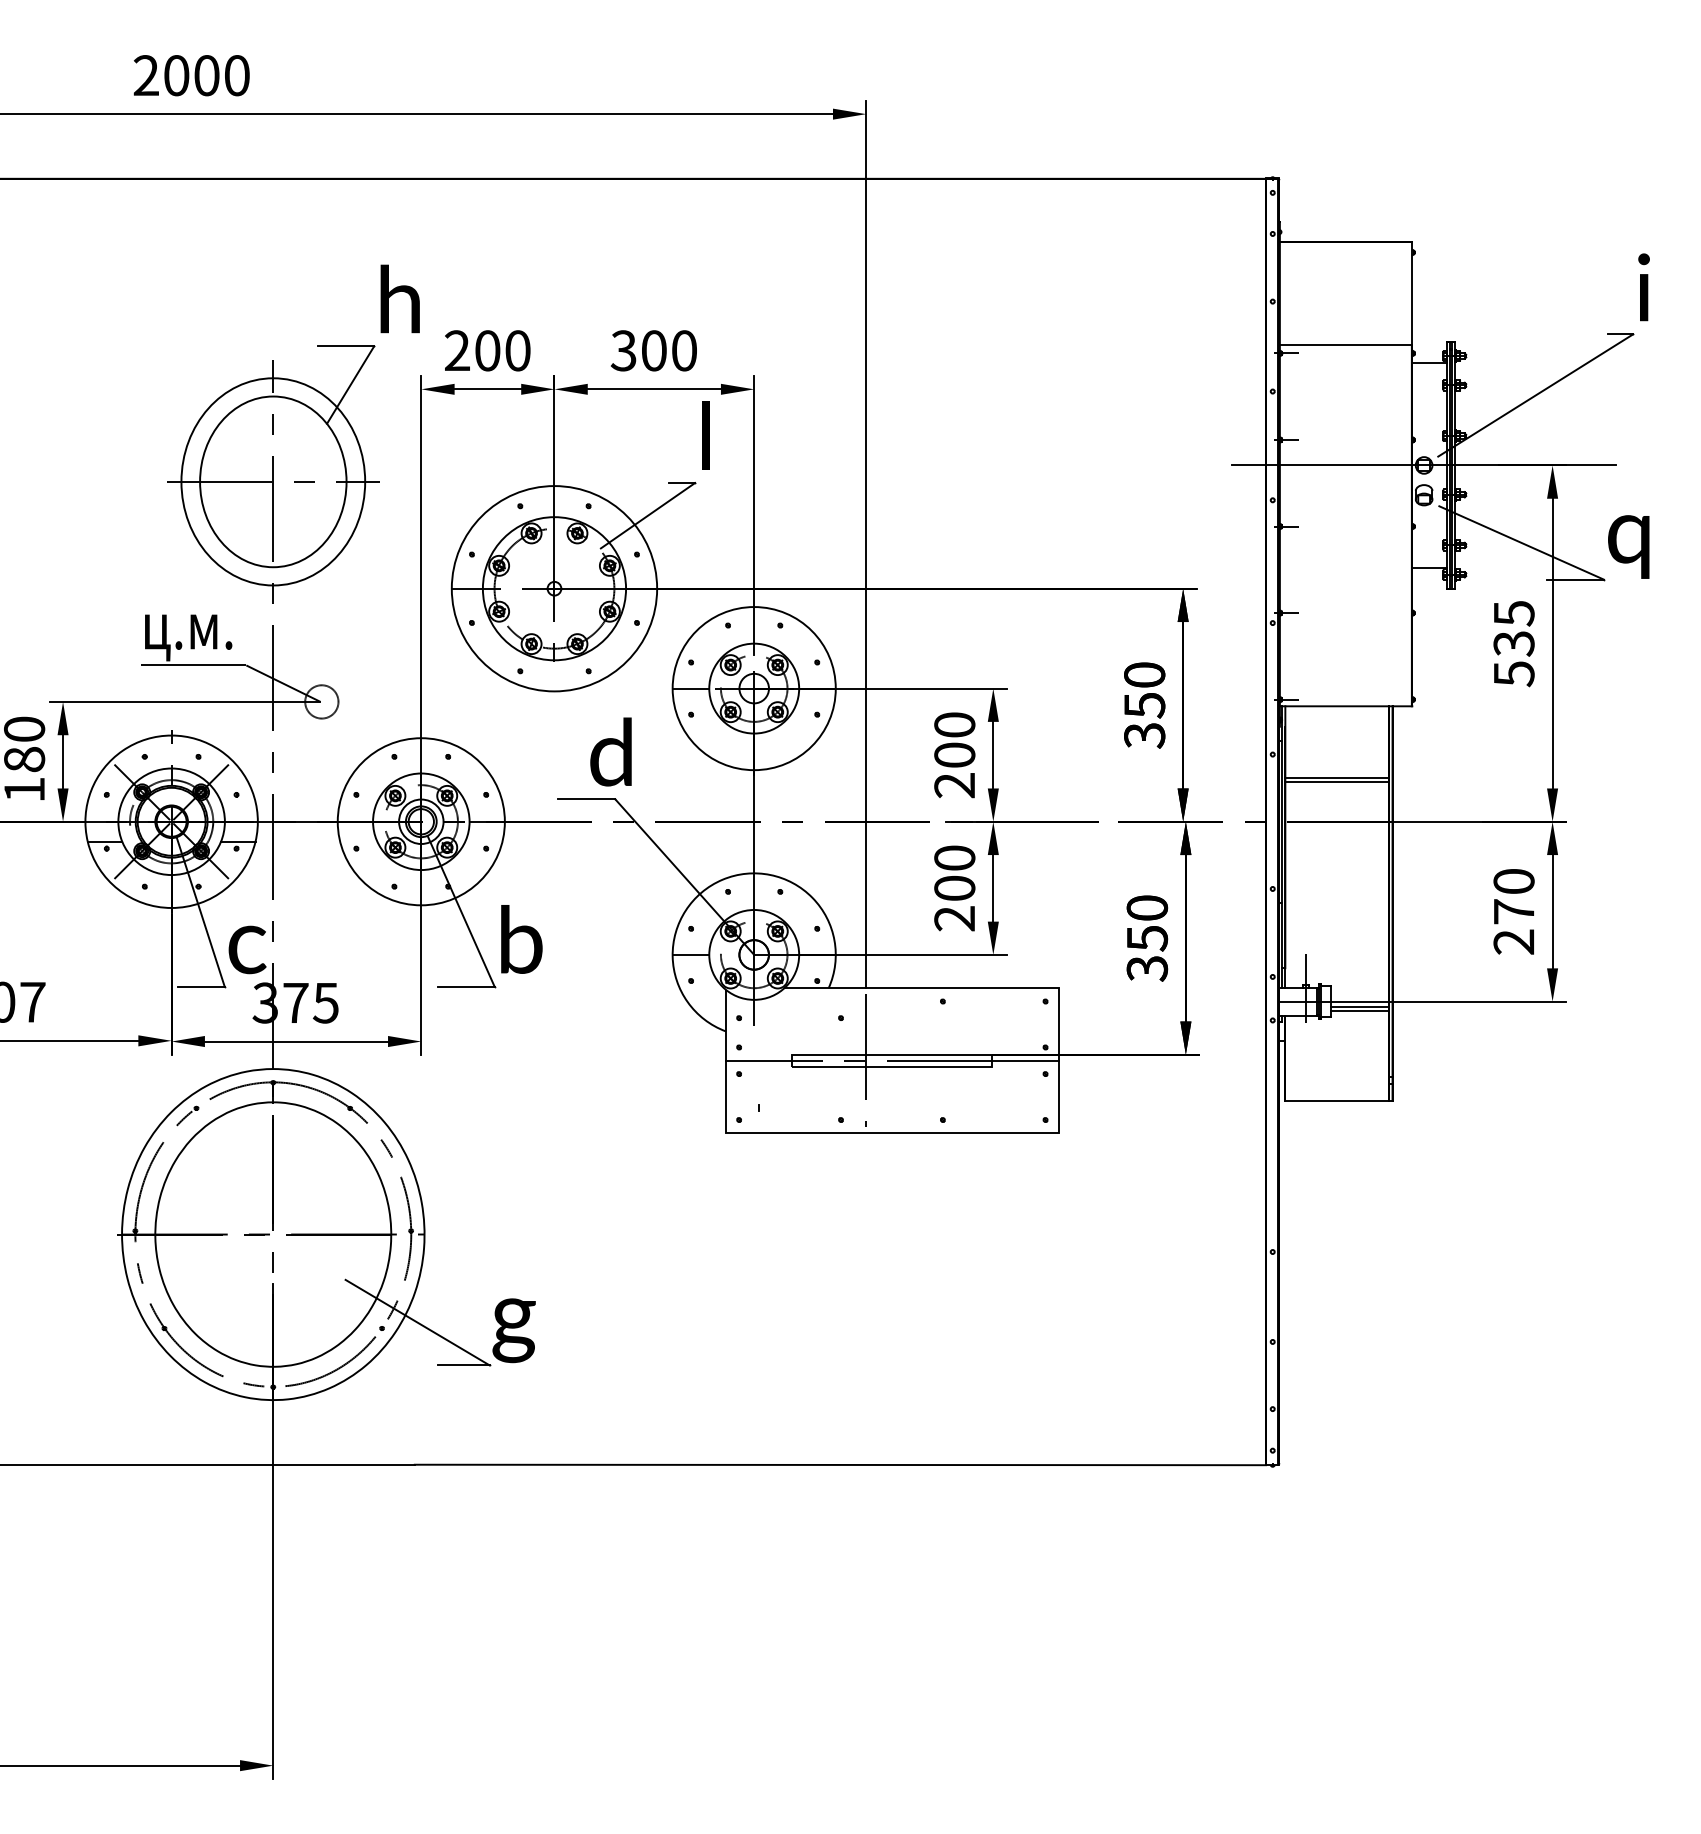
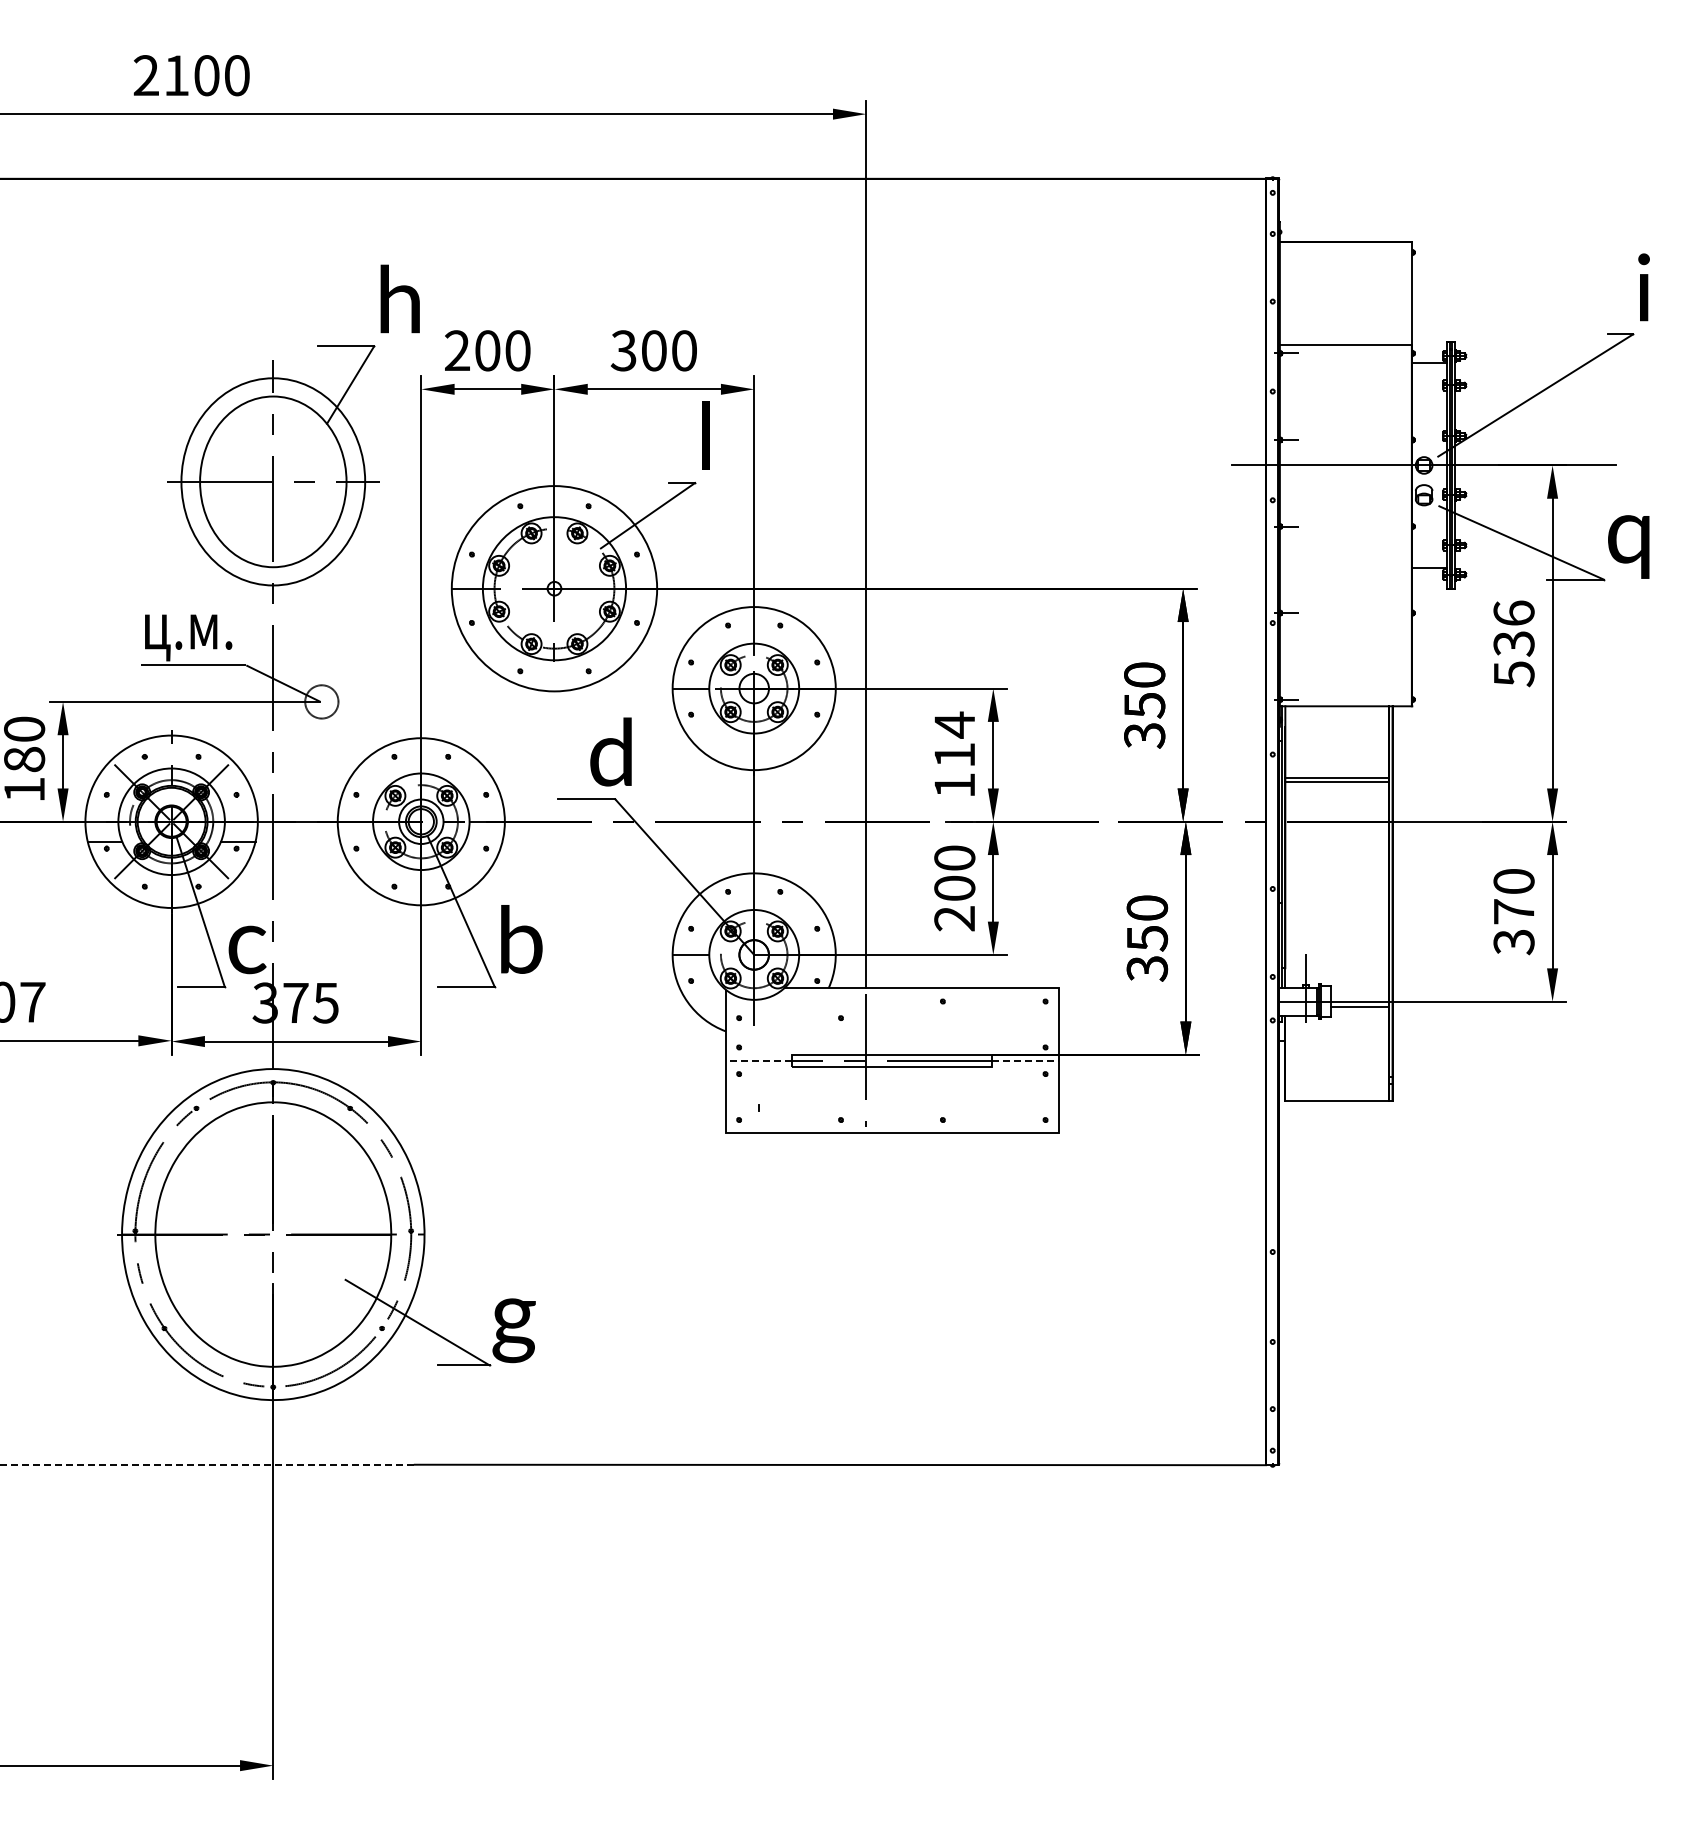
text: 2000 -> 2100 (176, 75)
text: 535 -> 536 (1513, 613)
text: 200 -> 114 (954, 754)
text: 270 -> 370 (1513, 942)
line: present -> none (1359, 1010)
line: solid -> dashed (758, 1060)
line: solid -> dashed (1026, 1060)
line: solid -> dashed (207, 1464)
